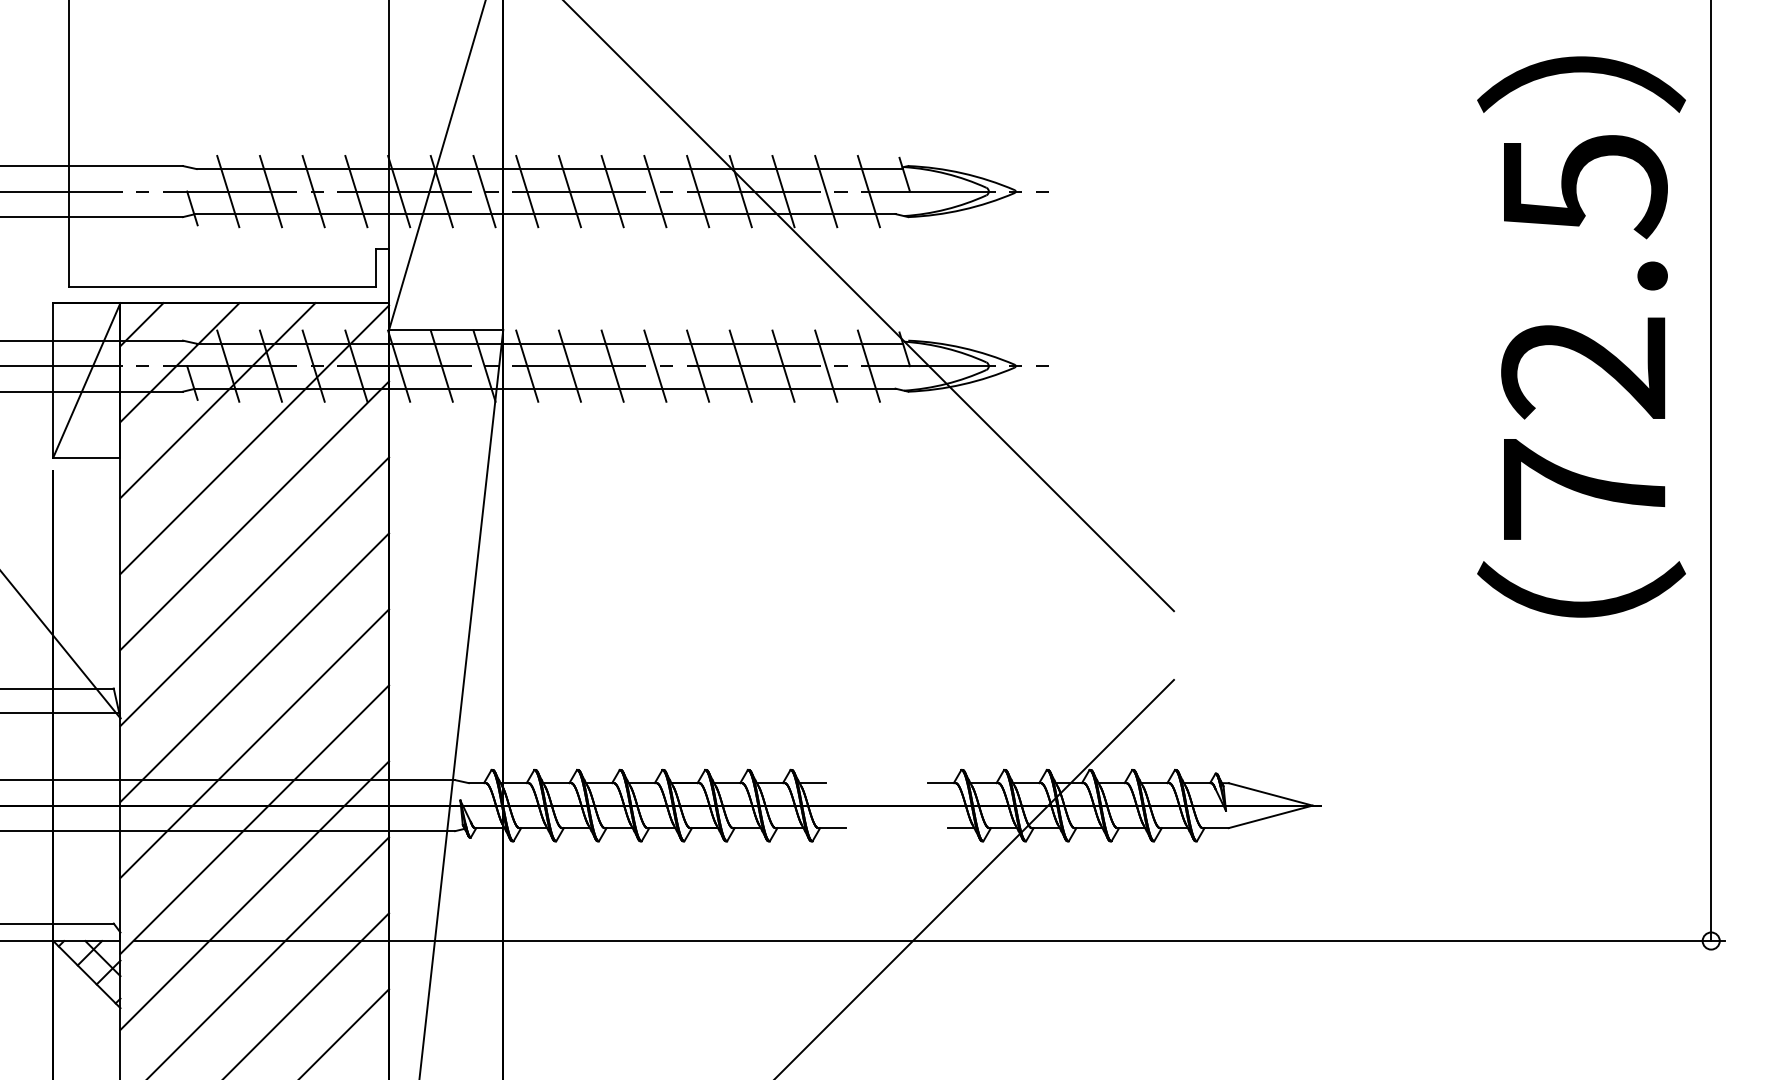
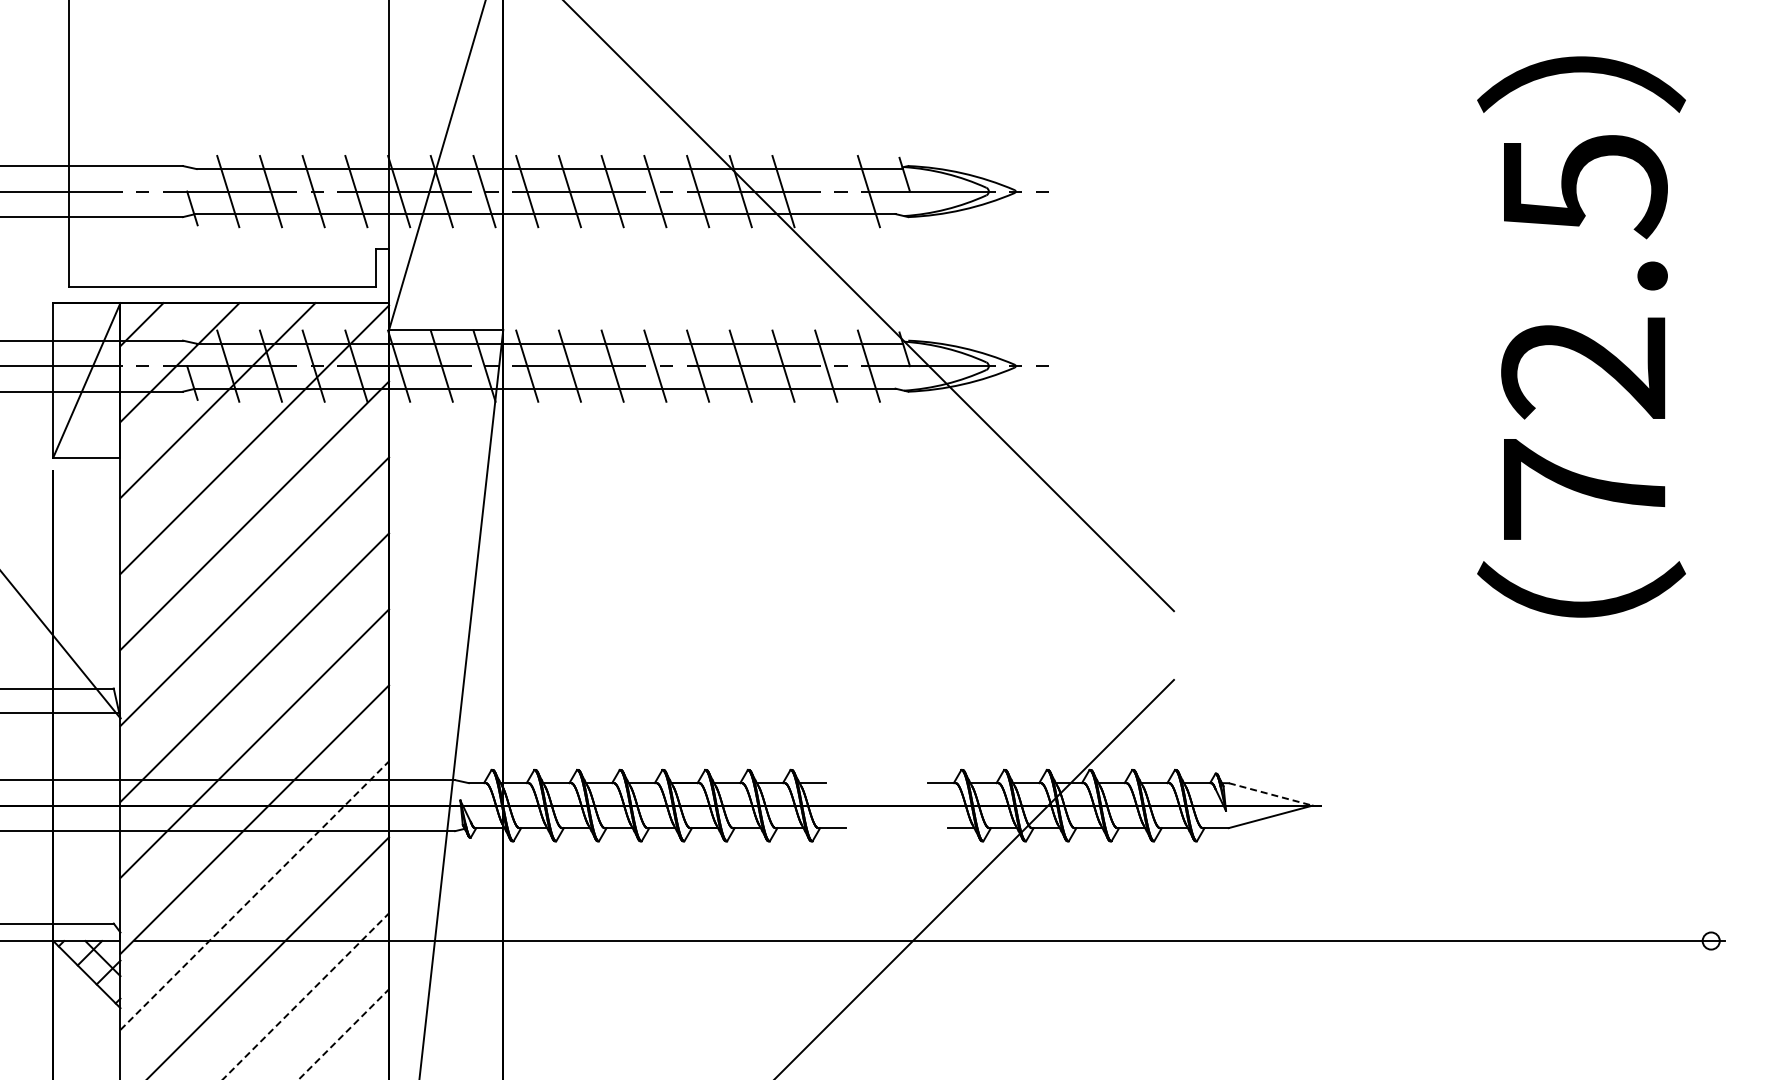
line: present -> none (826, 191)
line: present -> none (1711, 471)
line: solid -> dashed (1271, 794)
line: solid -> dashed (254, 895)
line: solid -> dashed (306, 995)
line: solid -> dashed (343, 1034)
